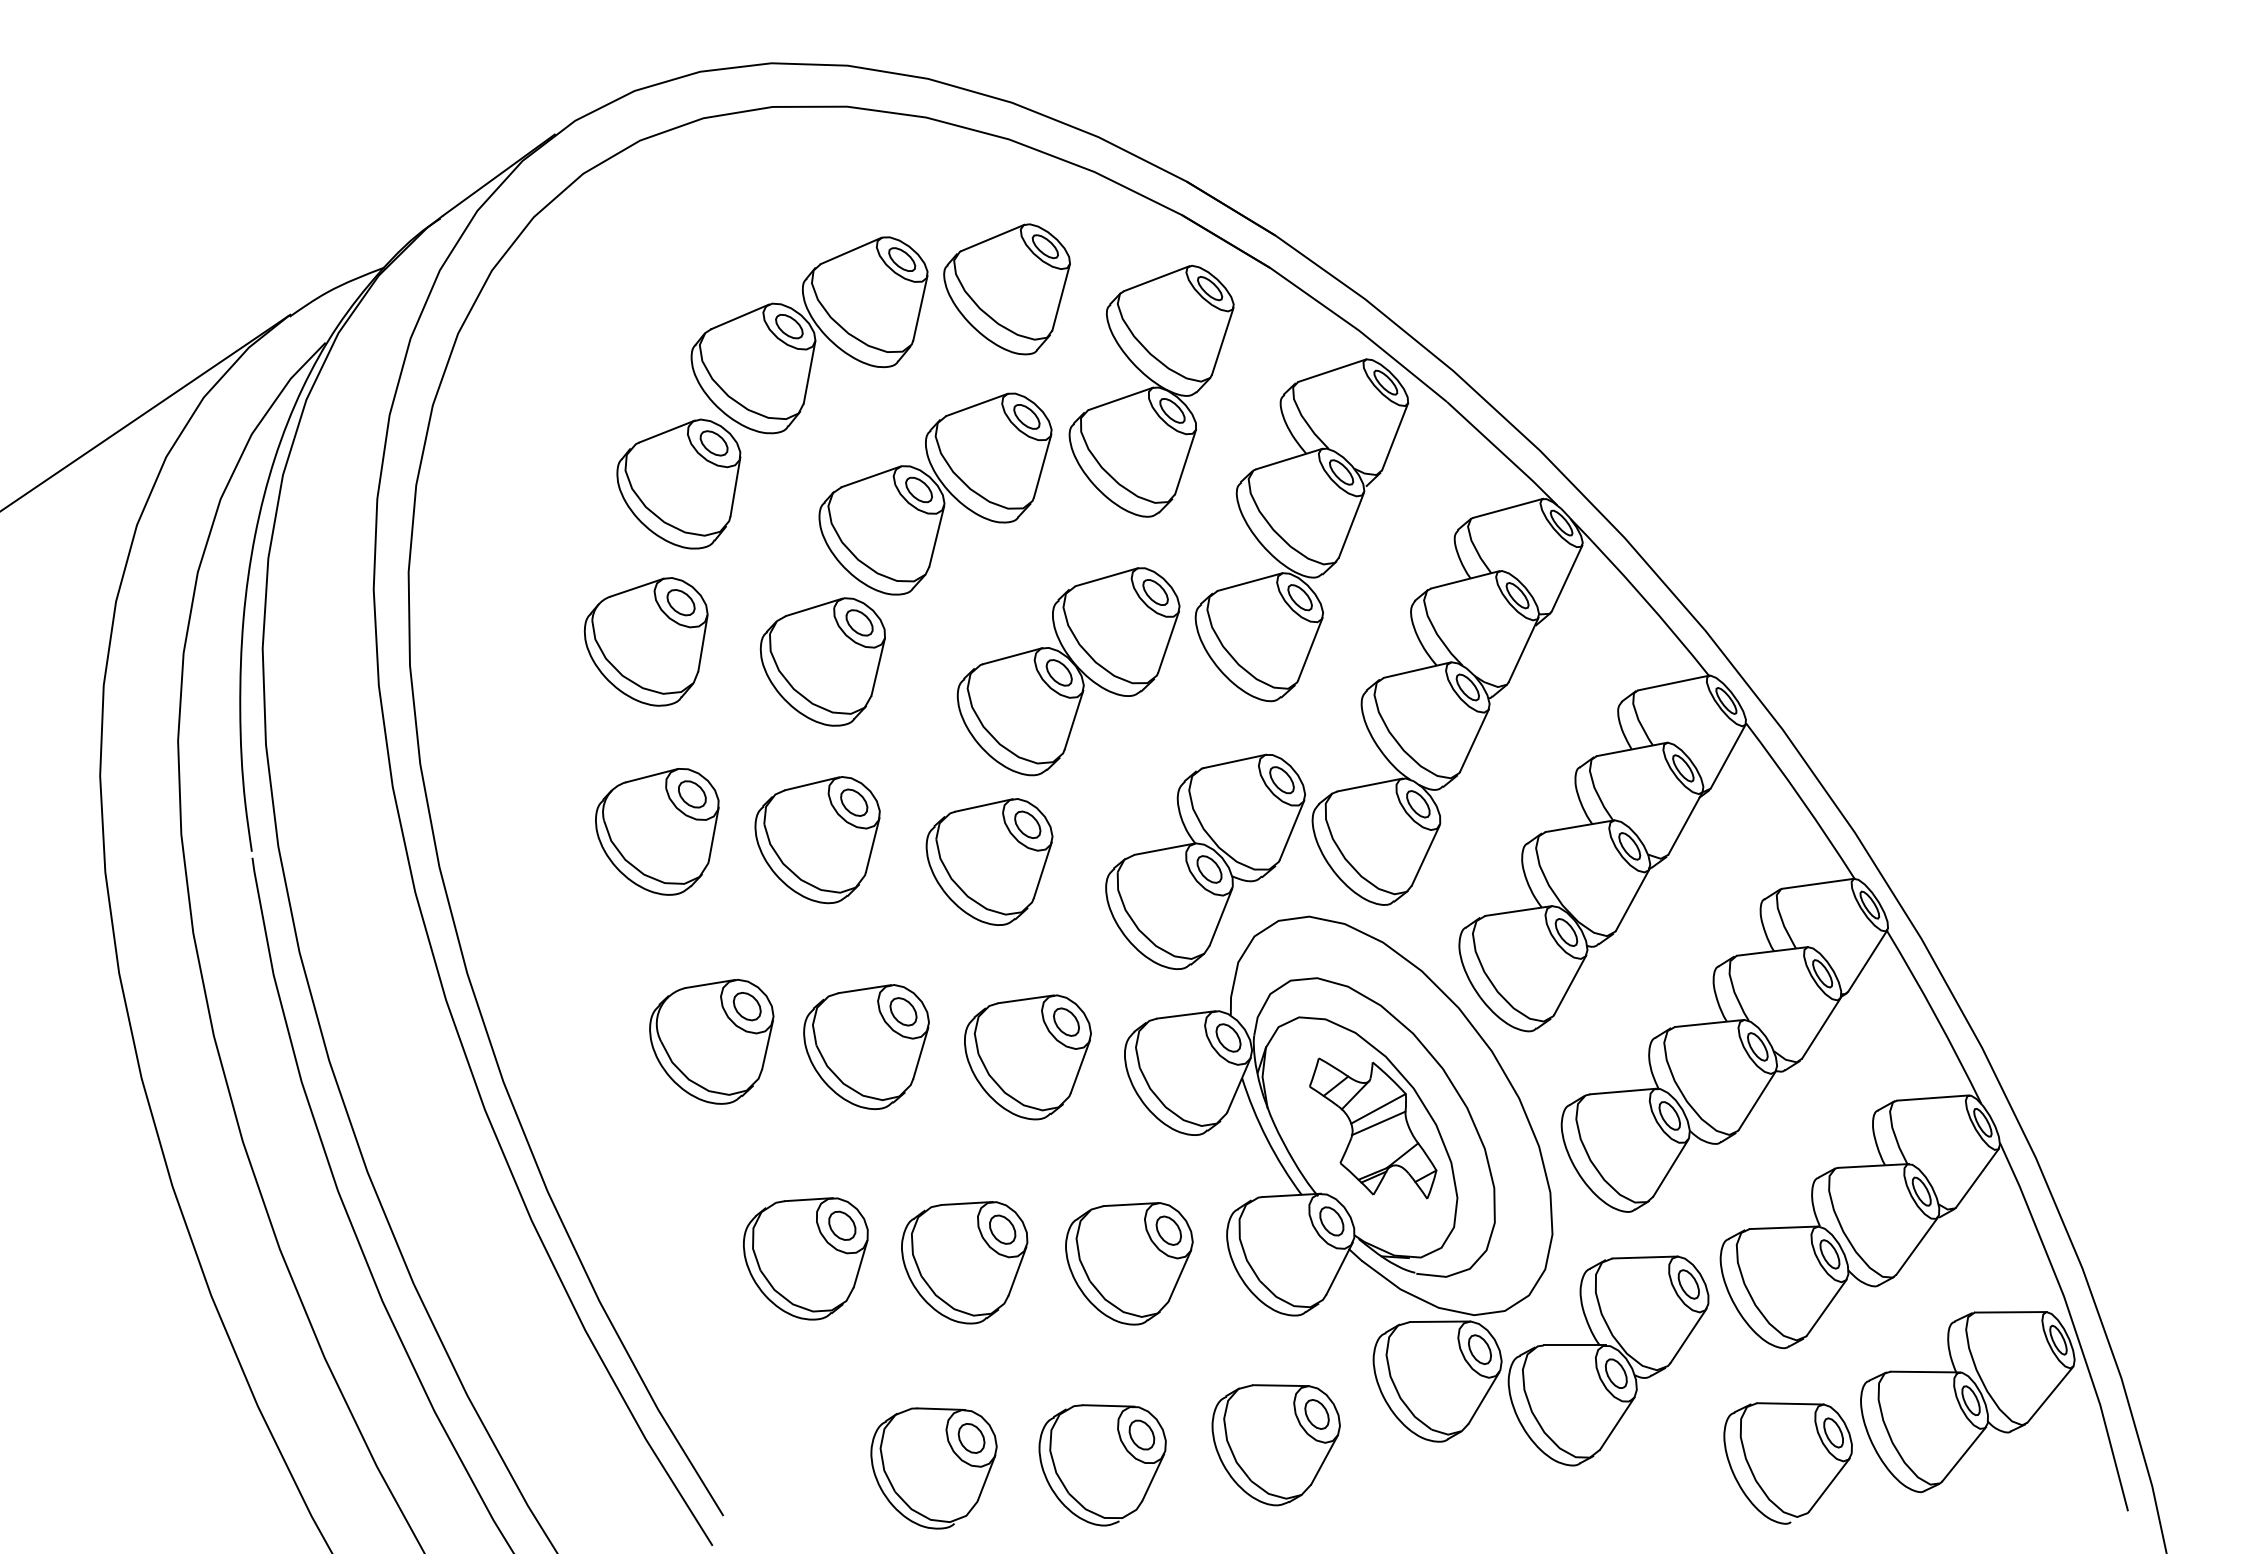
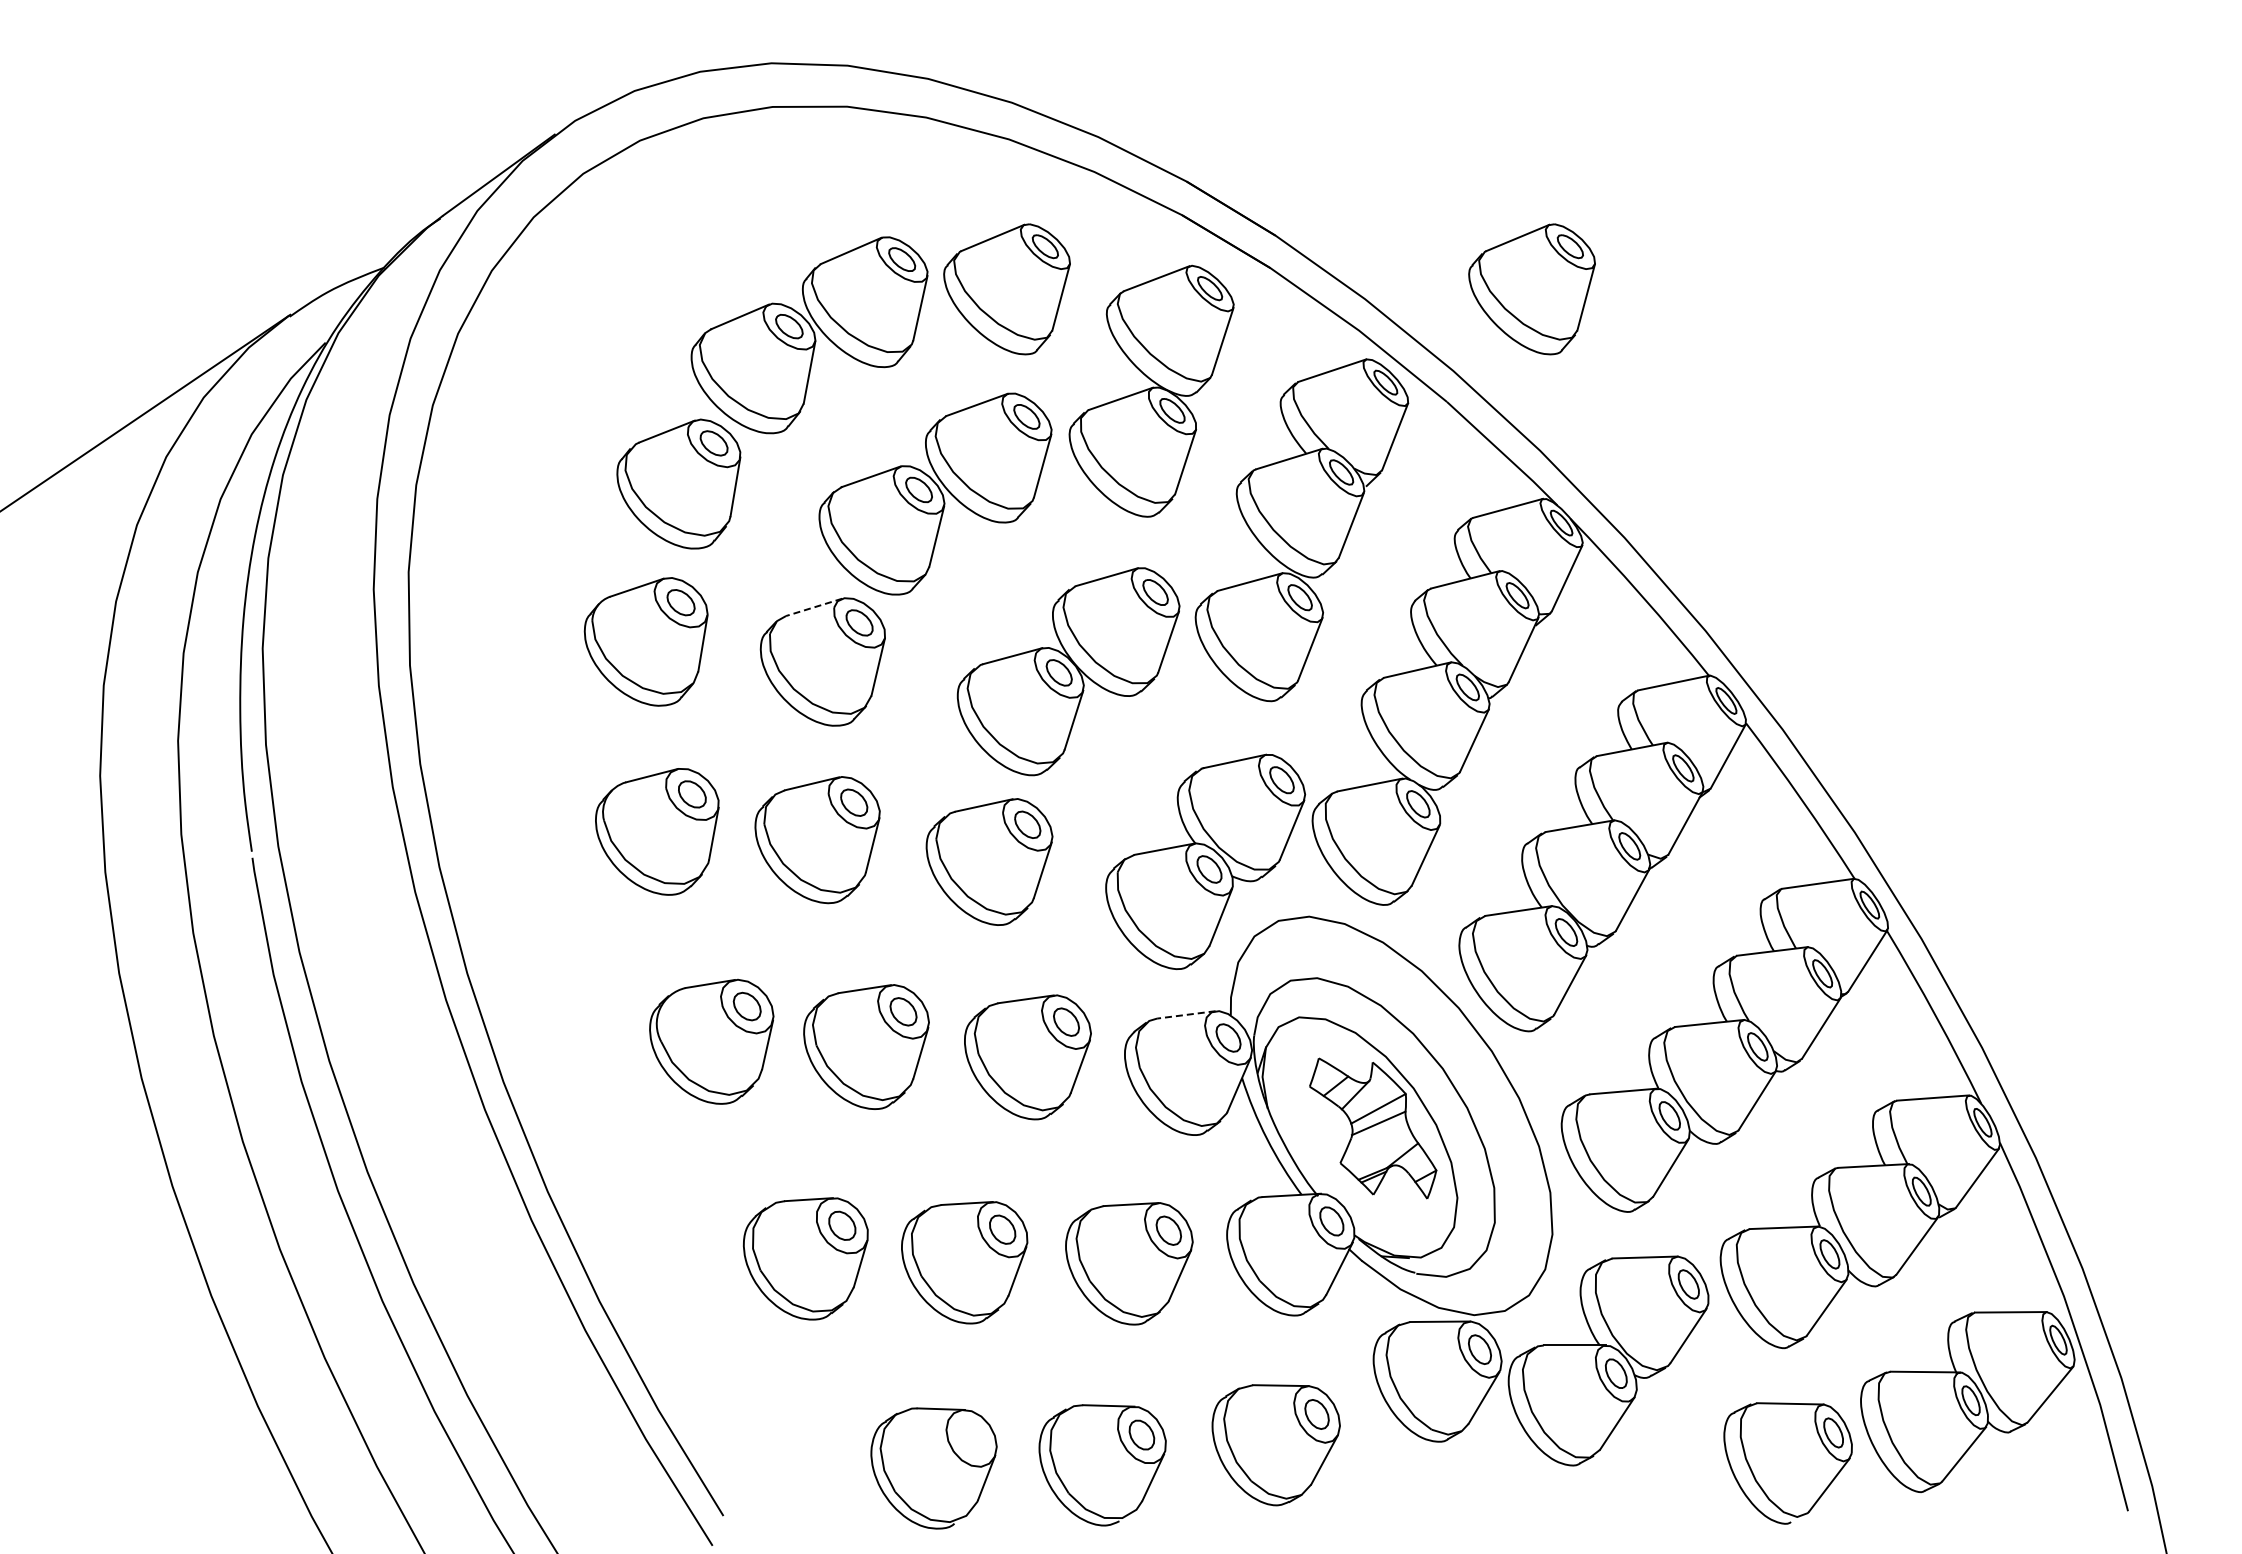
part: none -> present (1531, 289)
line: solid -> dashed (813, 607)
line: solid -> dashed (1185, 1014)
part: present -> none (971, 1438)
